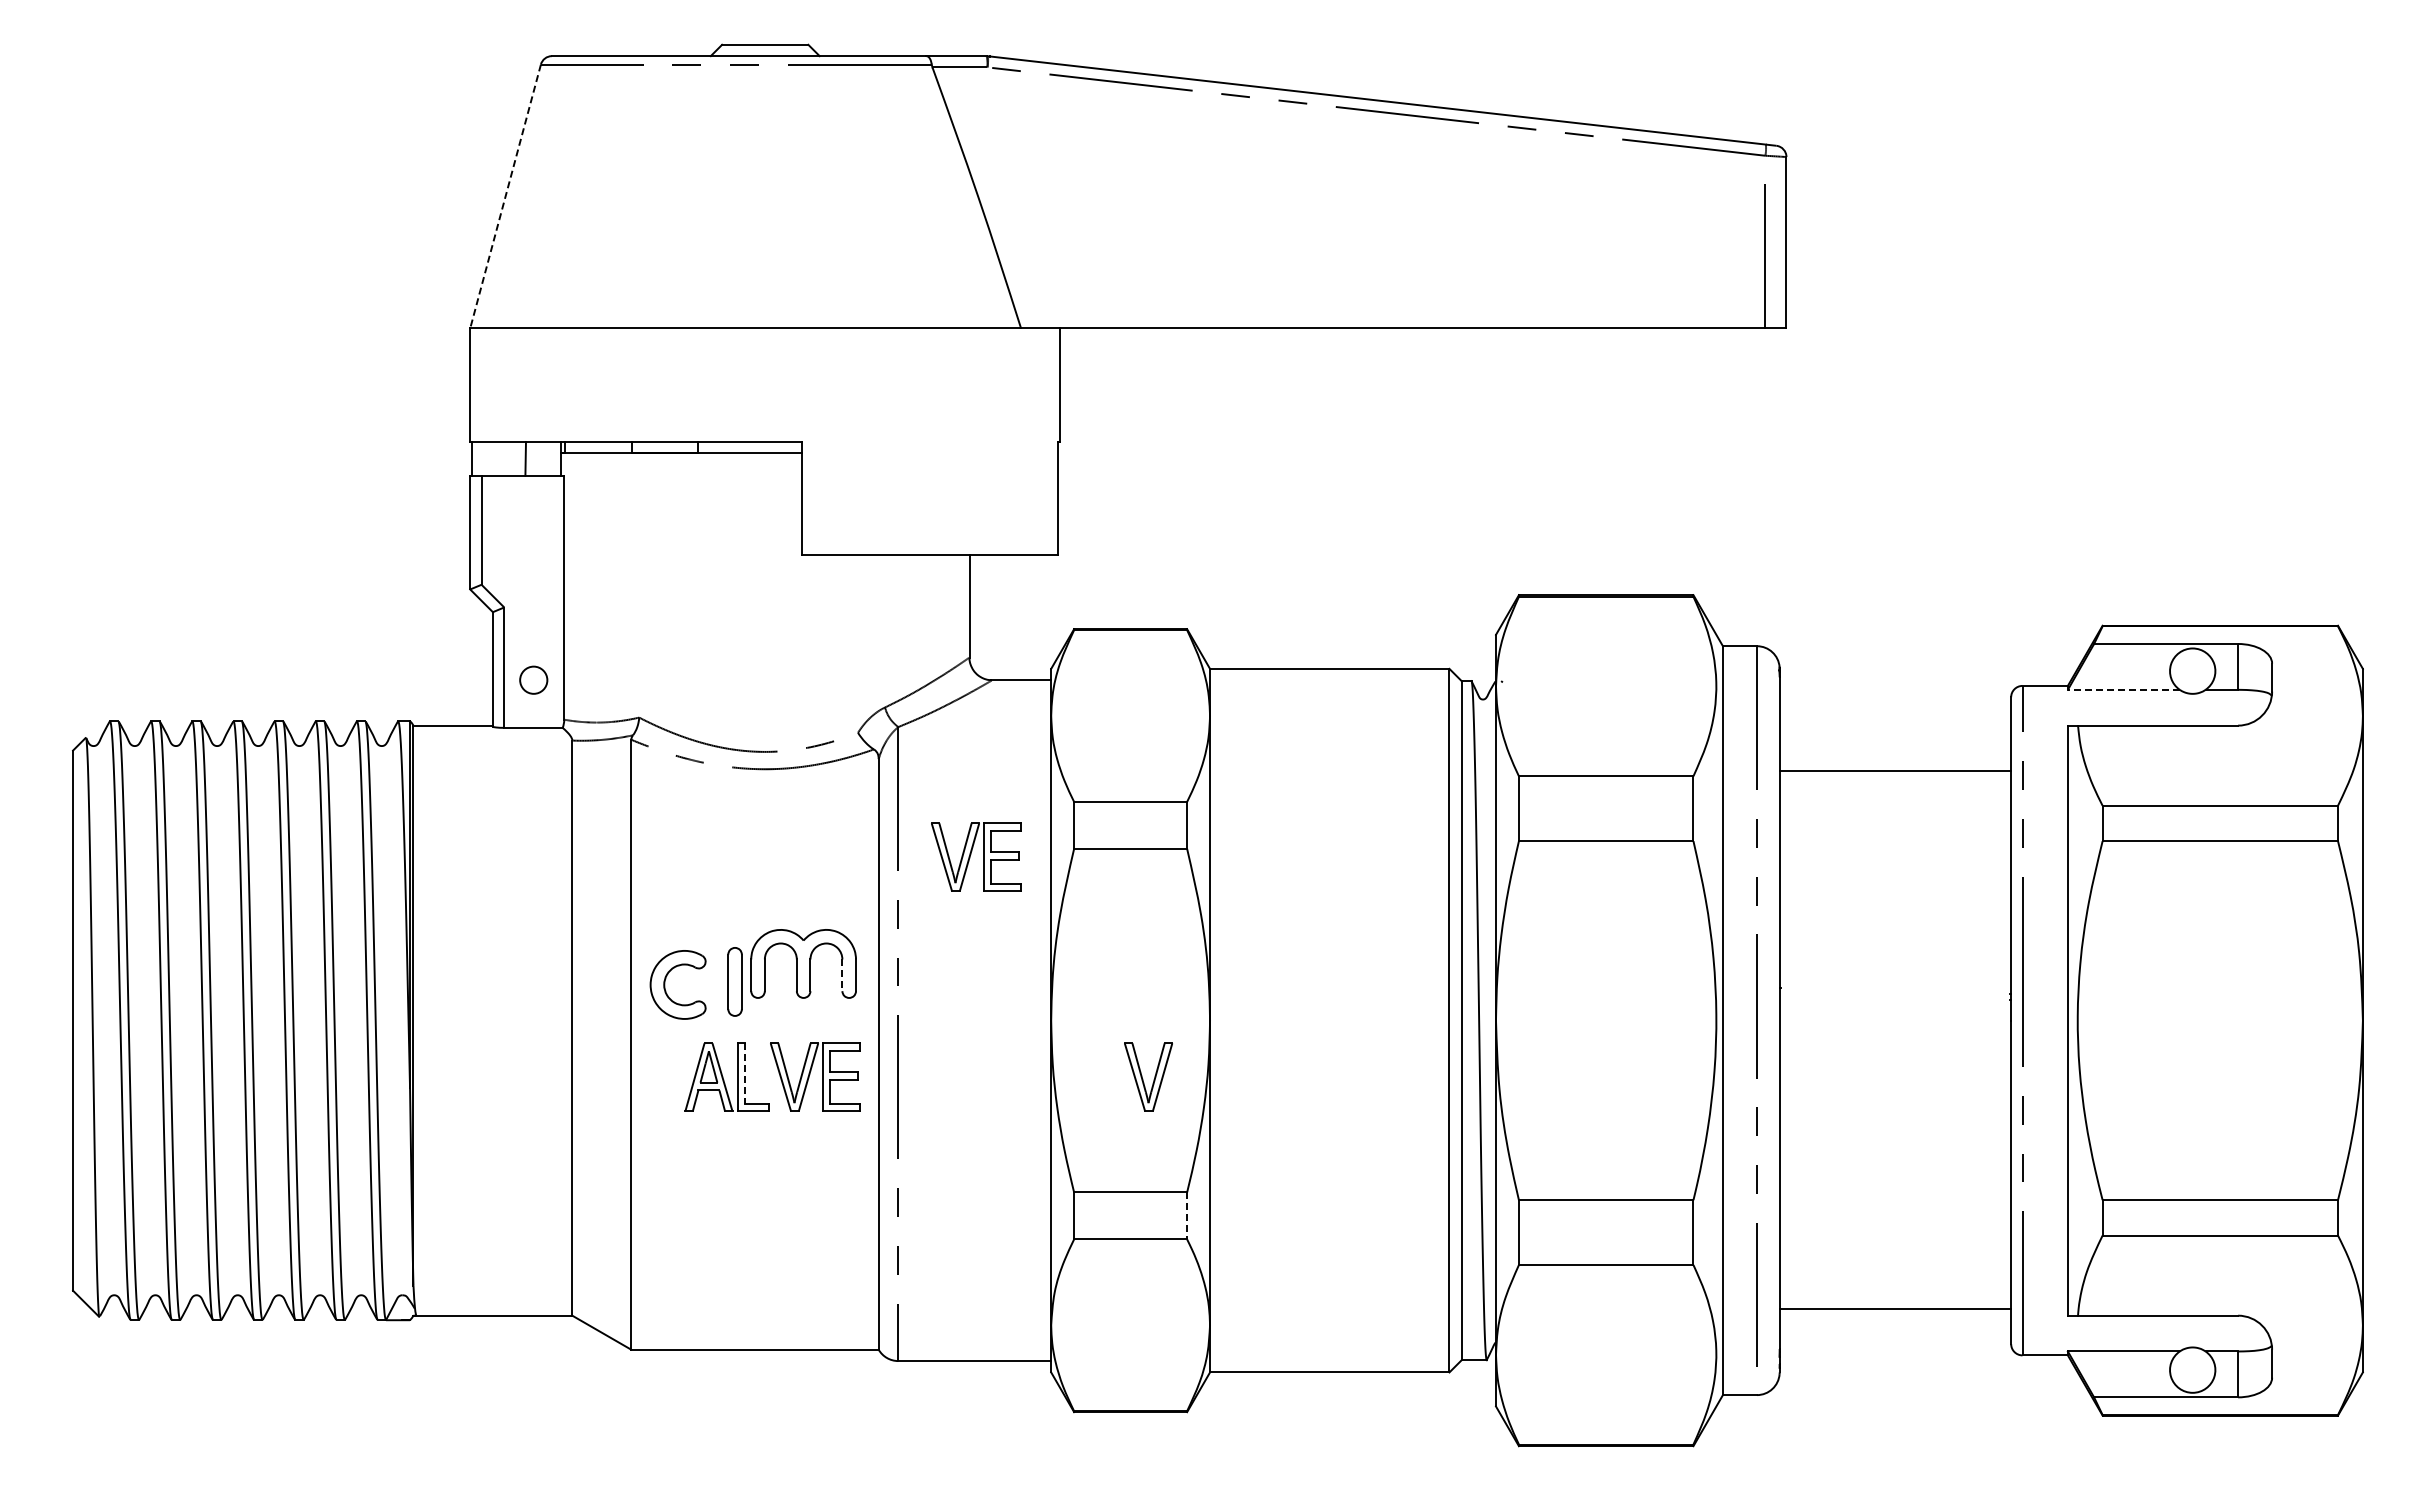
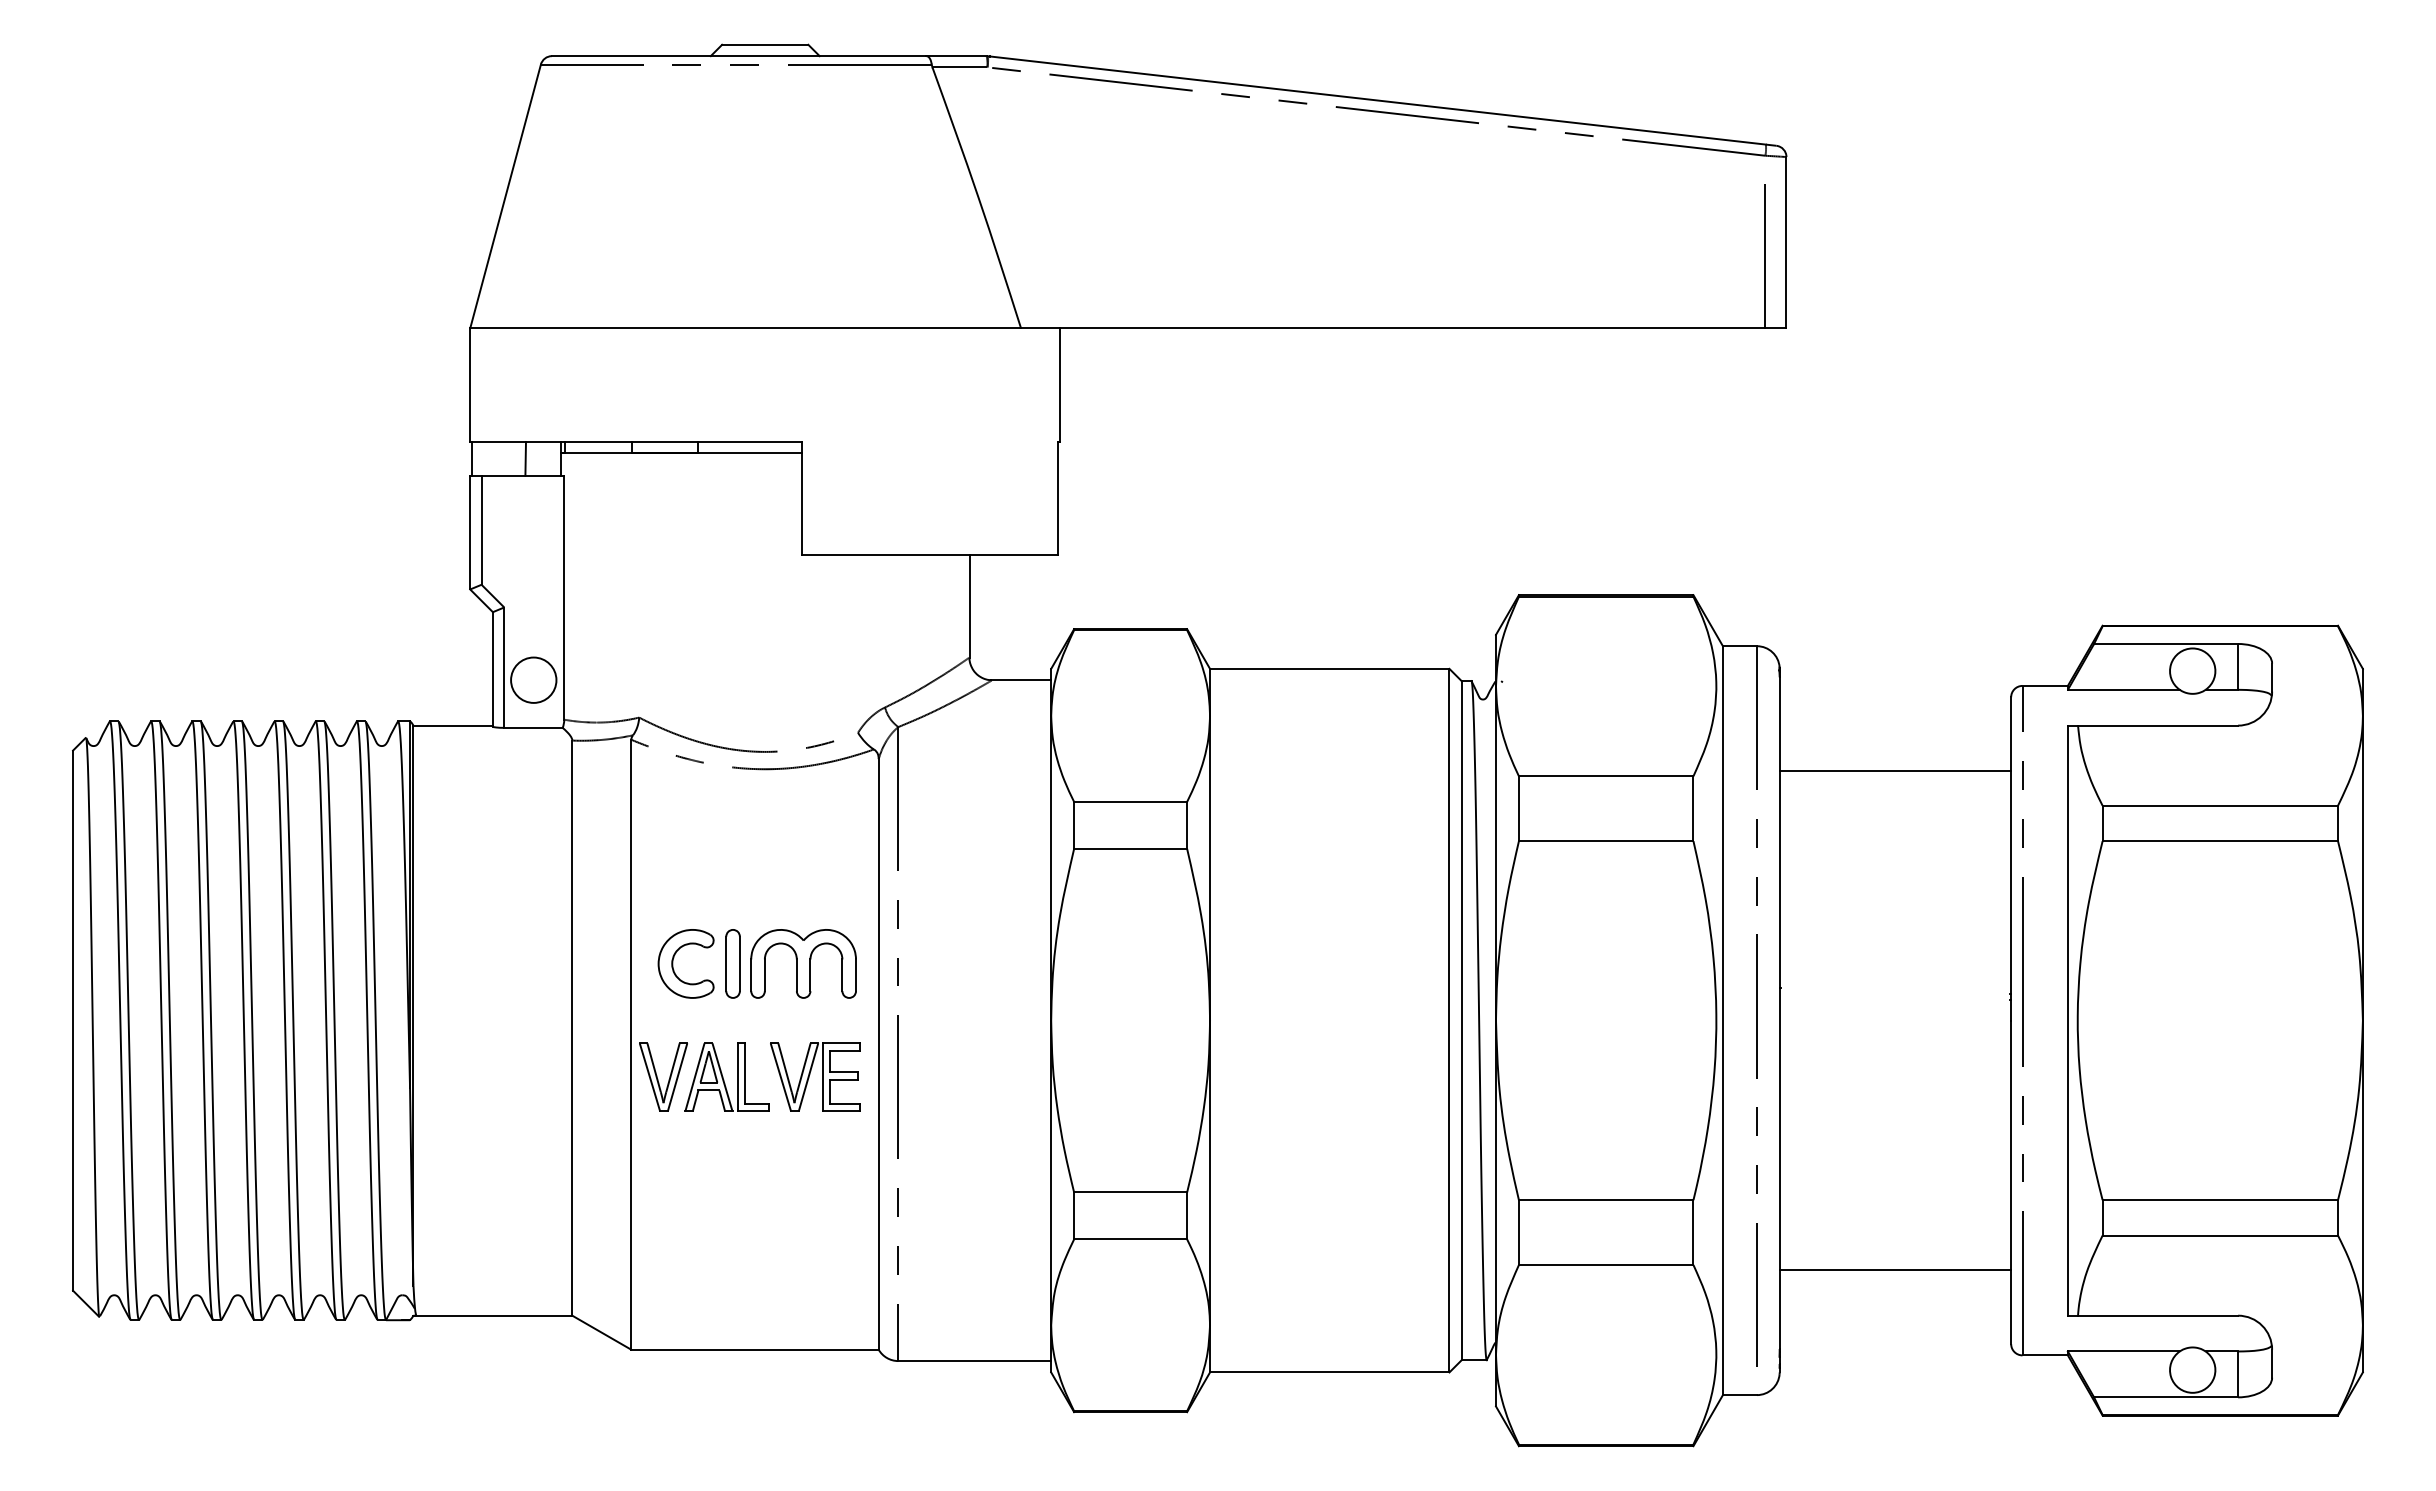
line: dashed -> solid (505, 196)
circle diameter: 27 px -> 45 px (533, 679)
line: dashed -> solid (2123, 689)
part: present -> none (976, 856)
line: dashed -> solid (842, 975)
part position: (734, 981) -> (732, 963) (732, 963)
part position: (665, 984) -> (673, 963) (673, 963)
line: dashed -> solid (745, 1073)
part position: (1148, 1076) -> (663, 1076) (663, 1076)
line: dashed -> solid (1187, 1216)
line position: (1895, 1309) -> (1895, 1270) (1895, 1270)
